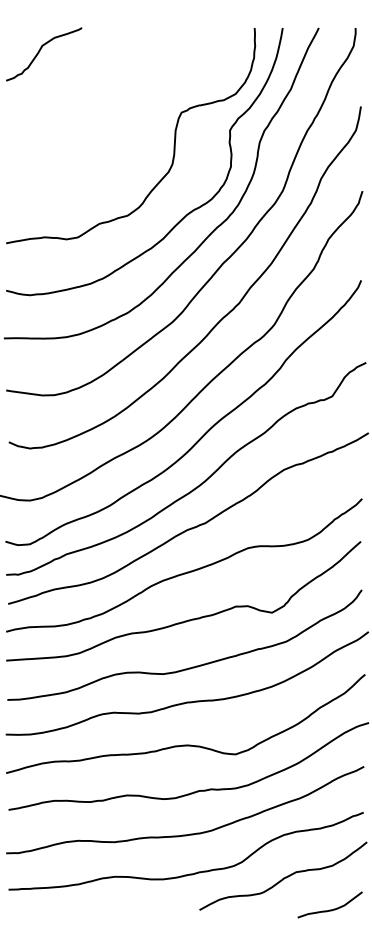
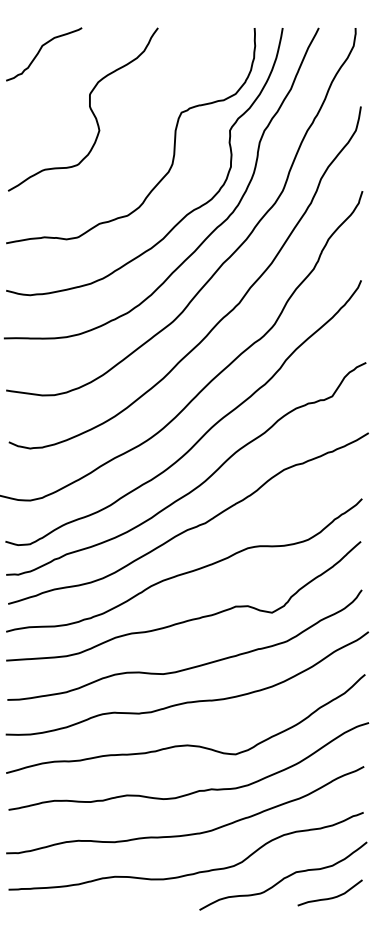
curve: none -> present (89, 108)
curve position: (329, 909) -> (329, 897) (329, 897)
